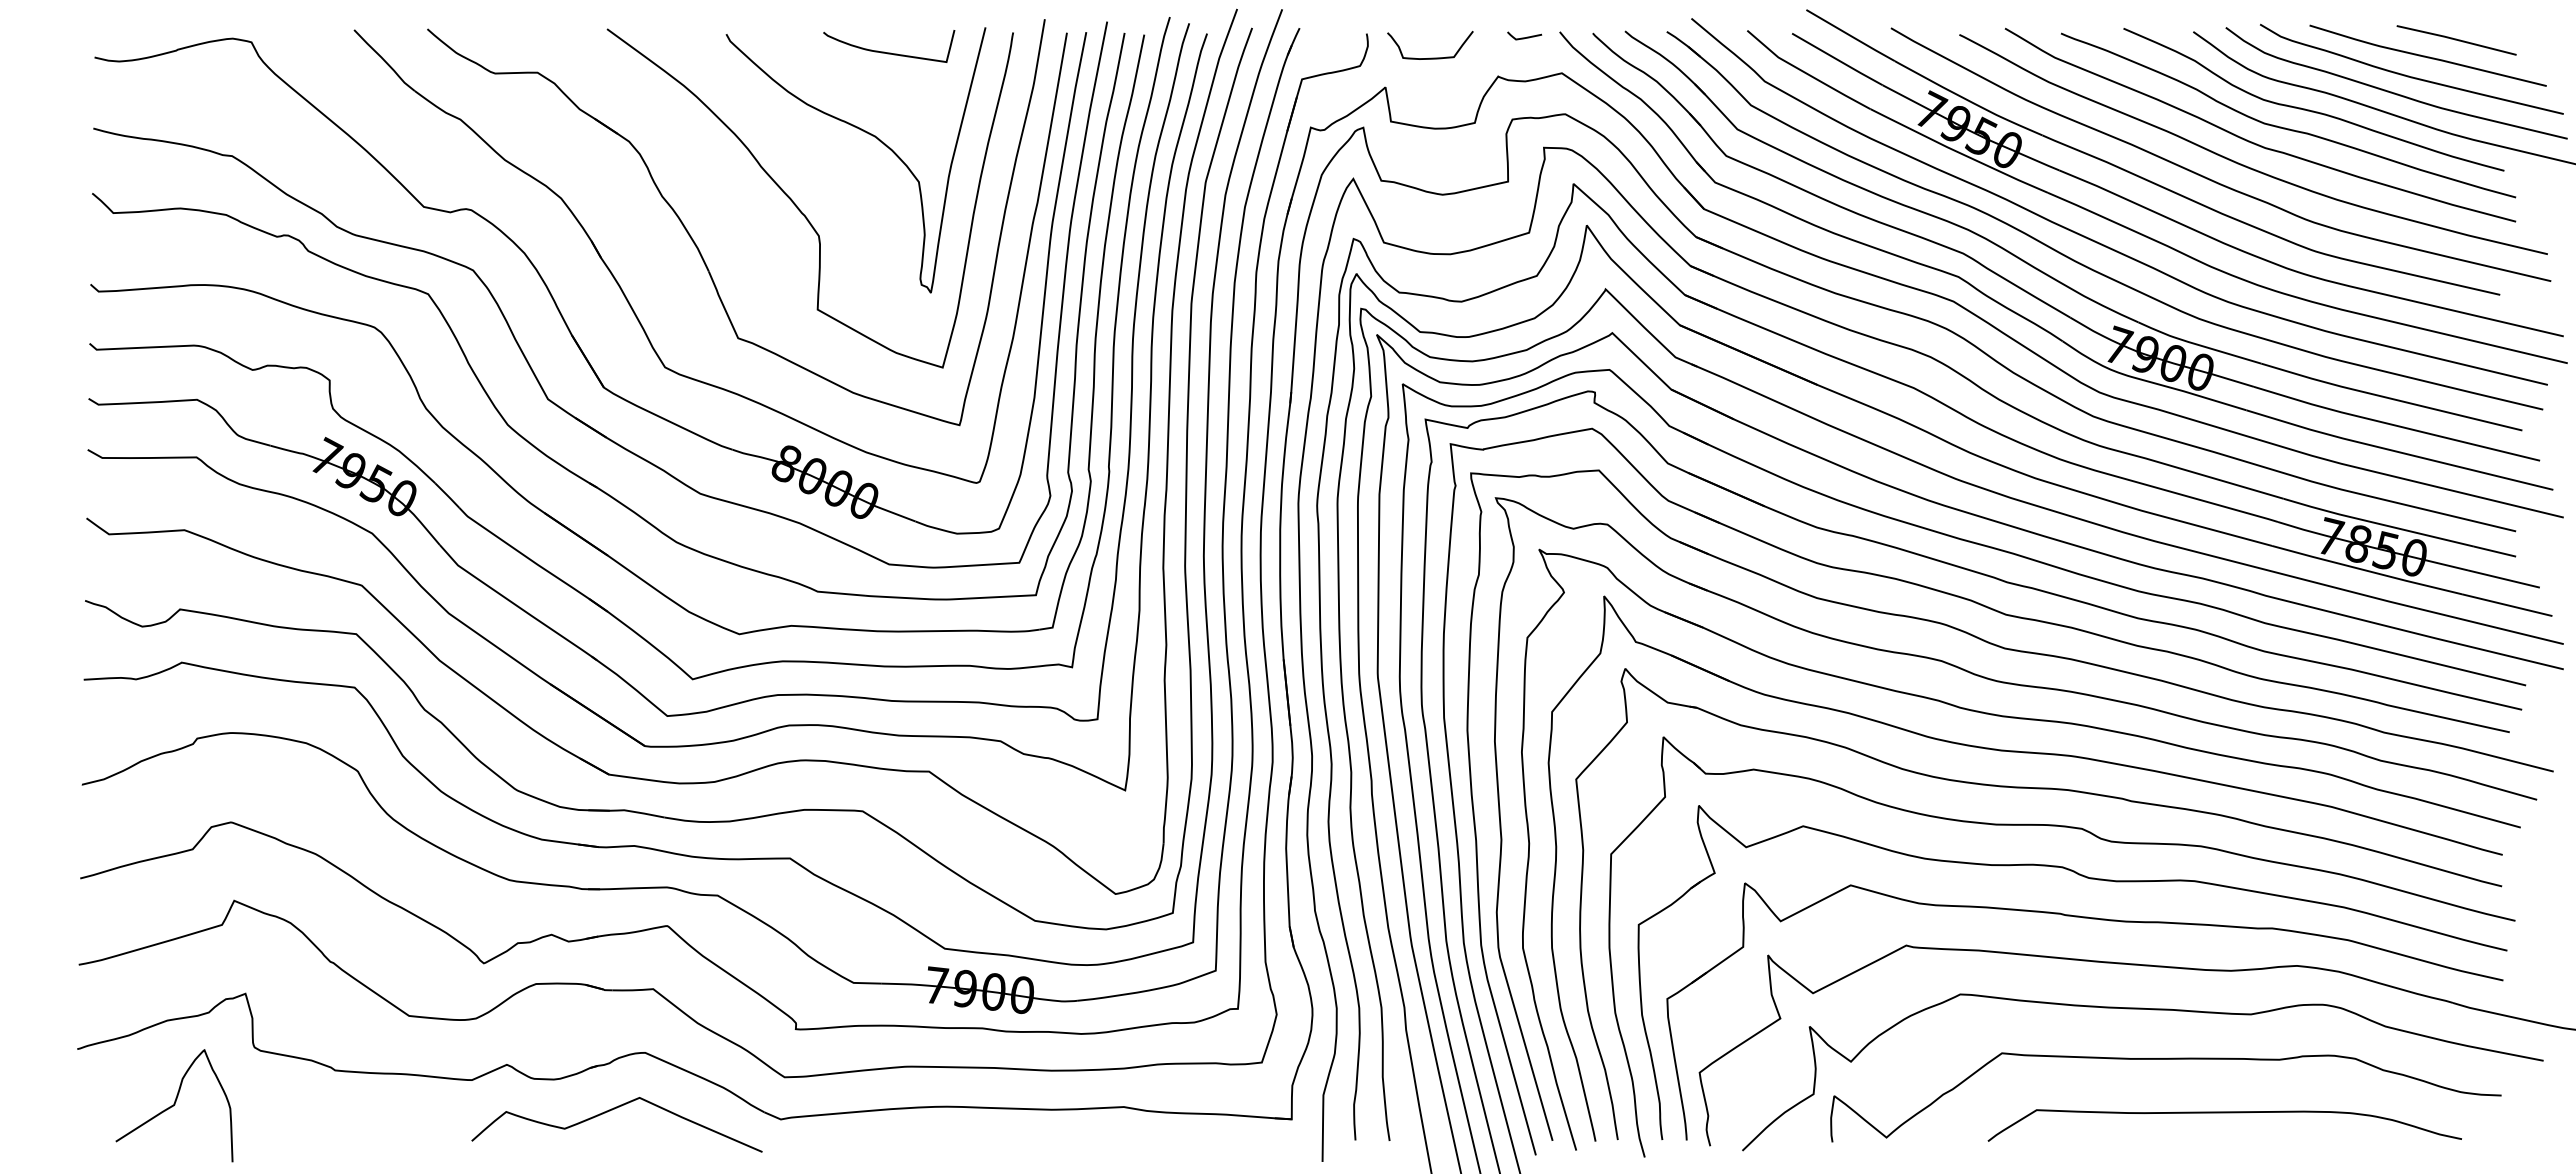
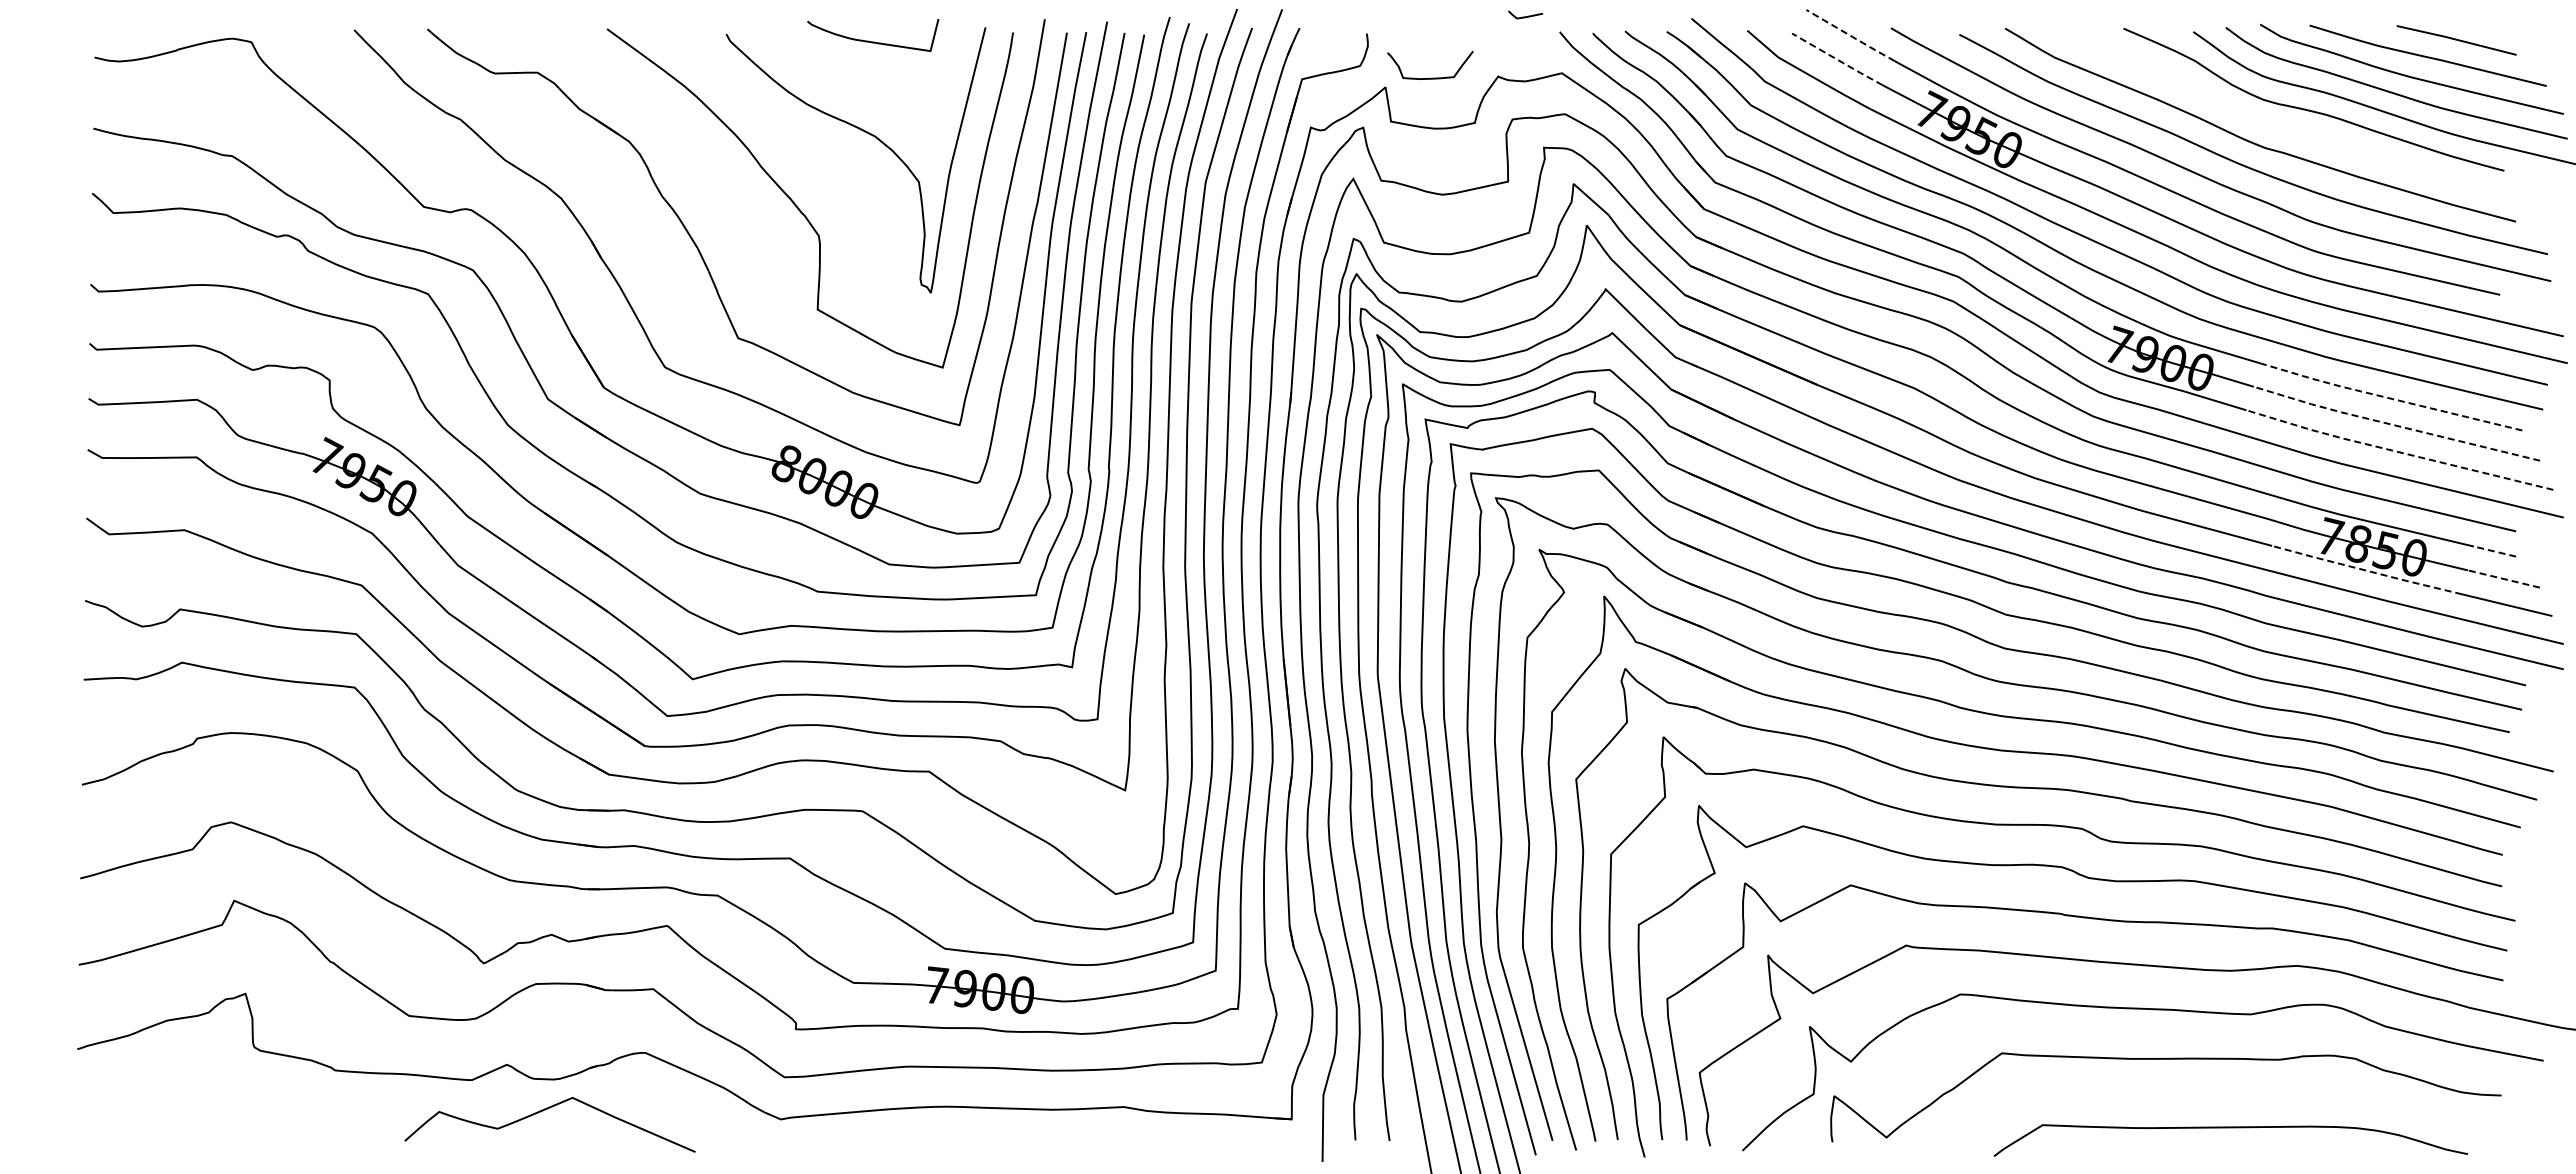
line: solid -> dashed (1850, 35)
curve position: (1524, 37) -> (1525, 16) (1525, 16)
curve position: (889, 52) -> (873, 41) (873, 41)
curve position: (1430, 57) -> (1430, 77) (1430, 77)
line: solid -> dashed (1837, 59)
curve: present -> none (2285, 127)
line: solid -> dashed (2389, 398)
line: solid -> dashed (2394, 425)
line: solid -> dashed (2397, 451)
line: solid -> dashed (2494, 551)
line: solid -> dashed (2366, 570)
line: solid -> dashed (2503, 579)
curve: present -> none (174, 1105)
curve position: (610, 1111) -> (543, 1111) (543, 1111)
curve position: (2224, 1113) -> (2230, 1128) (2230, 1128)
